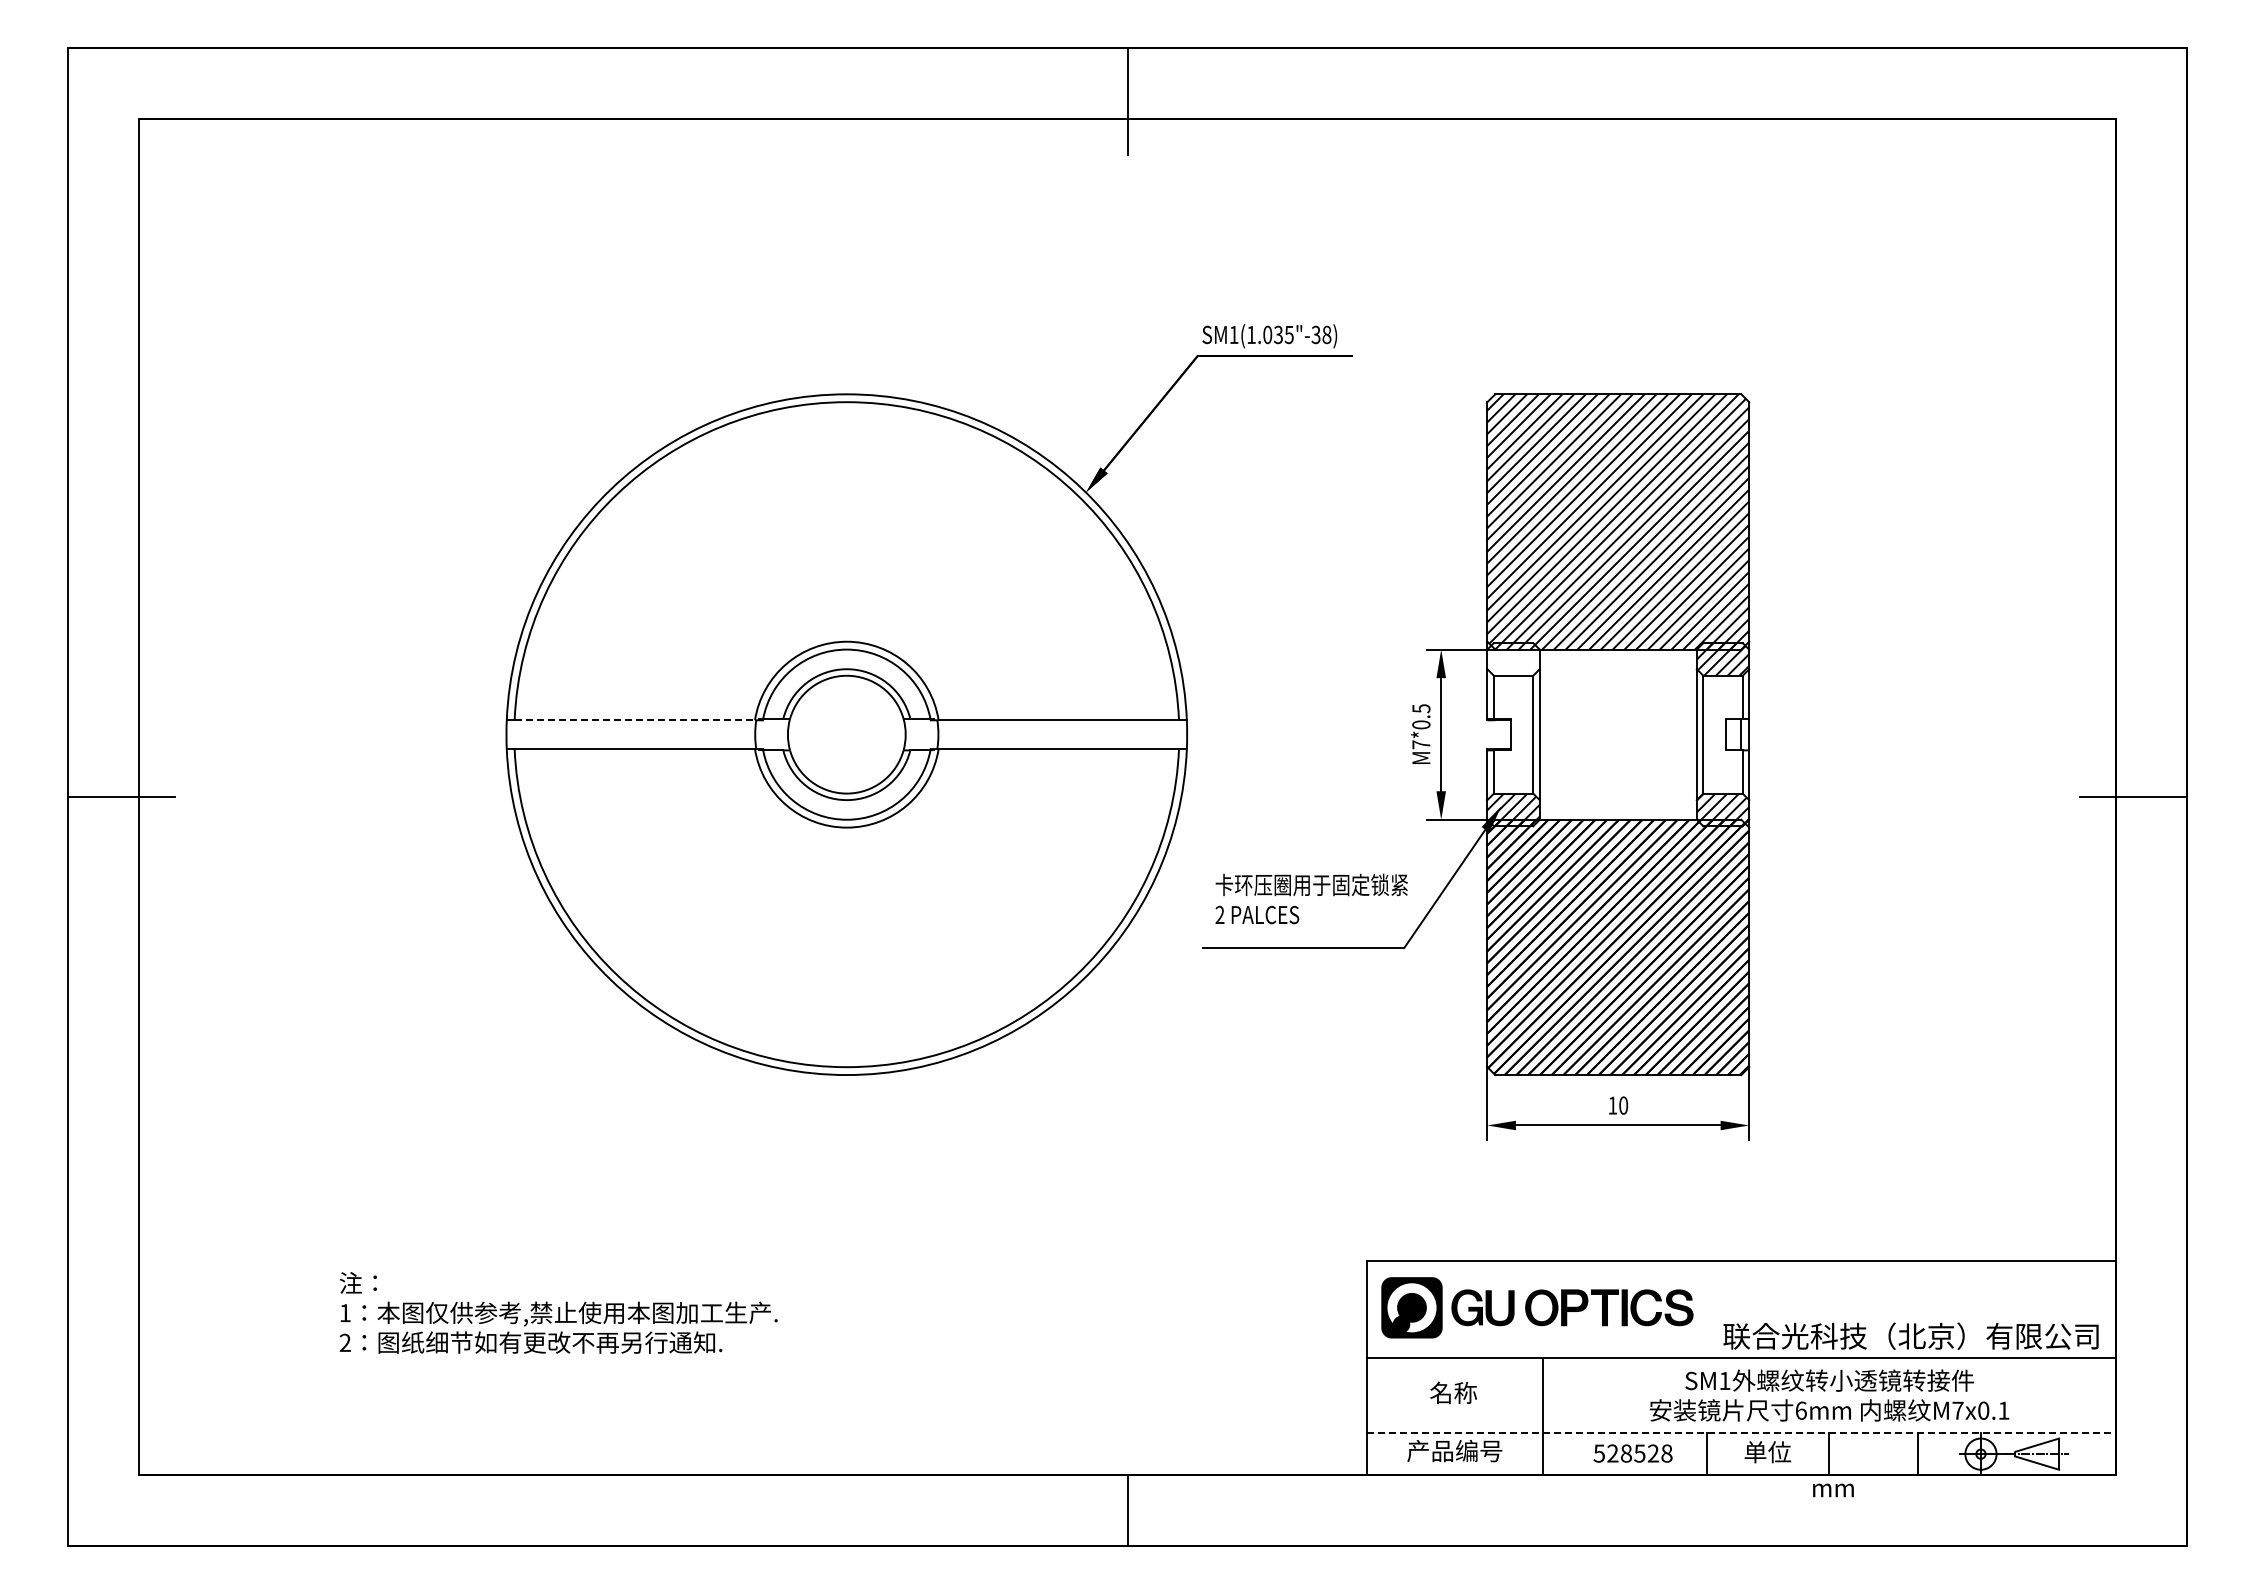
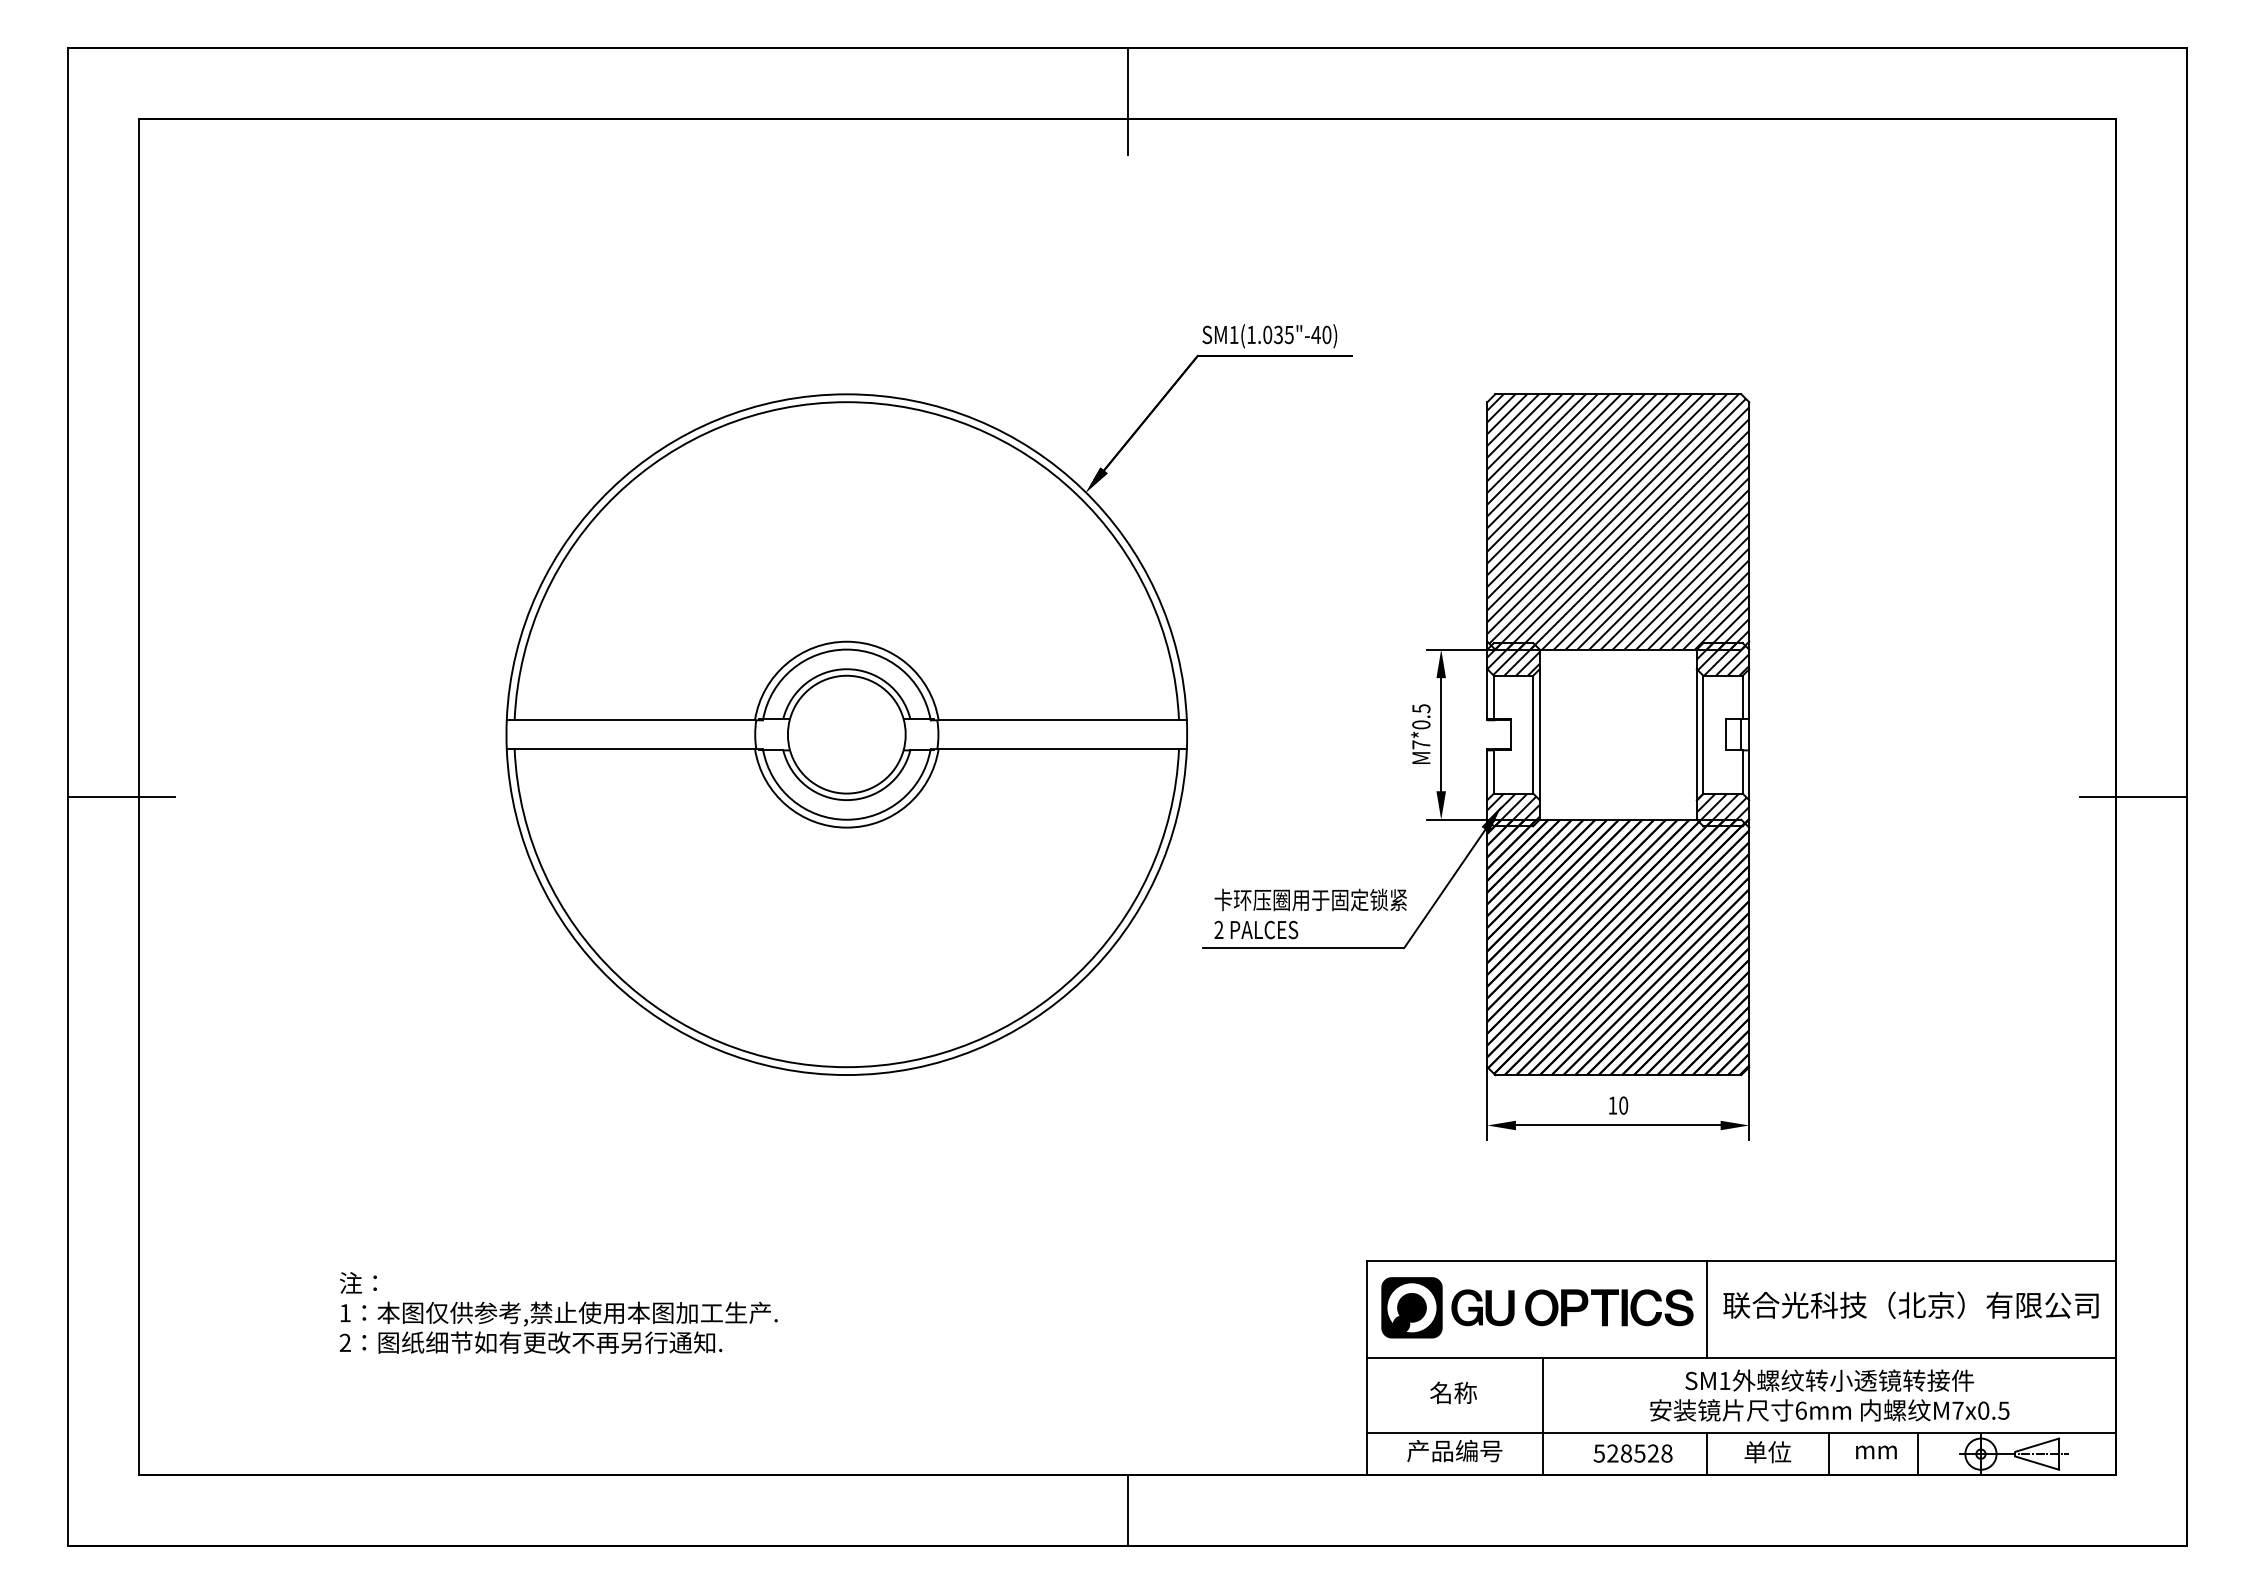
text: SM1(1.035"-38) -> SM1(1.035"-40) (1321, 334)
hatch: none -> present (1513, 659)
line: dashed -> solid (635, 720)
text position: (1311, 898) -> (1310, 913) (1310, 913)
line: none -> present (1706, 1308)
text position: (1910, 1335) -> (1910, 1304) (1910, 1304)
text: M7x0.1 -> M7x0.5 (2003, 1410)
line: dashed -> solid (1741, 1433)
text position: (1833, 1490) -> (1876, 1452) (1876, 1452)
